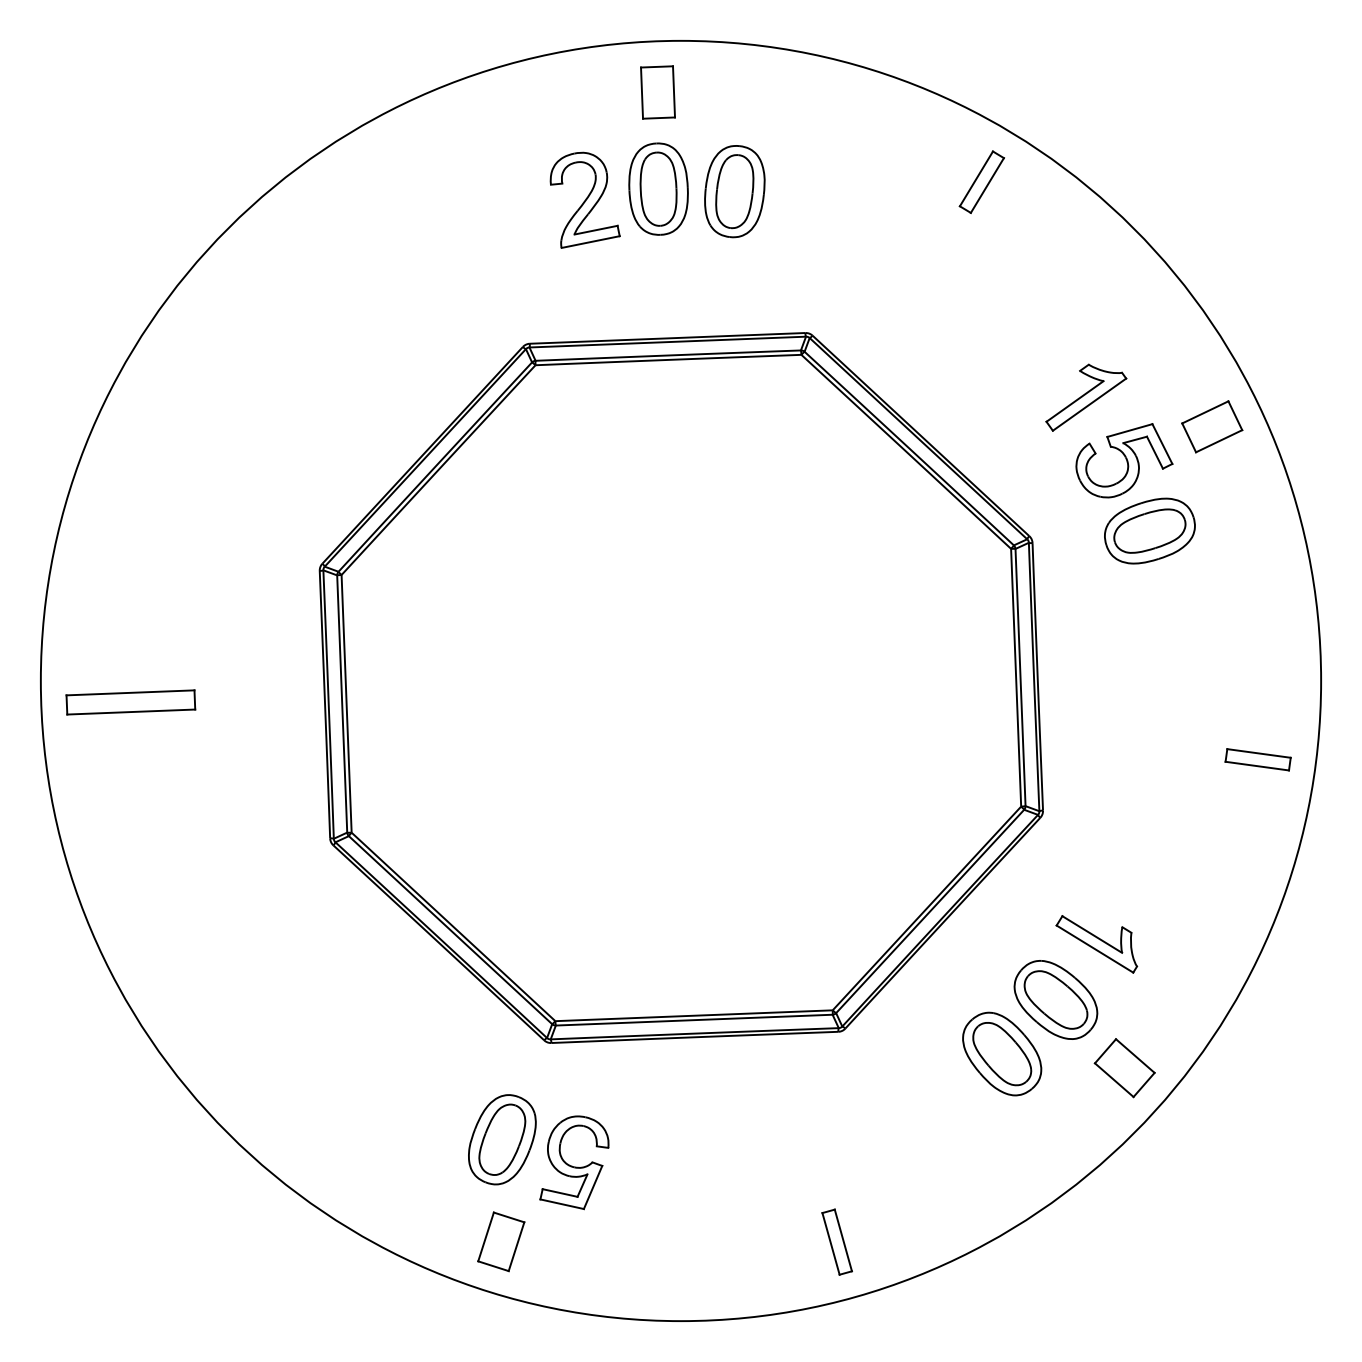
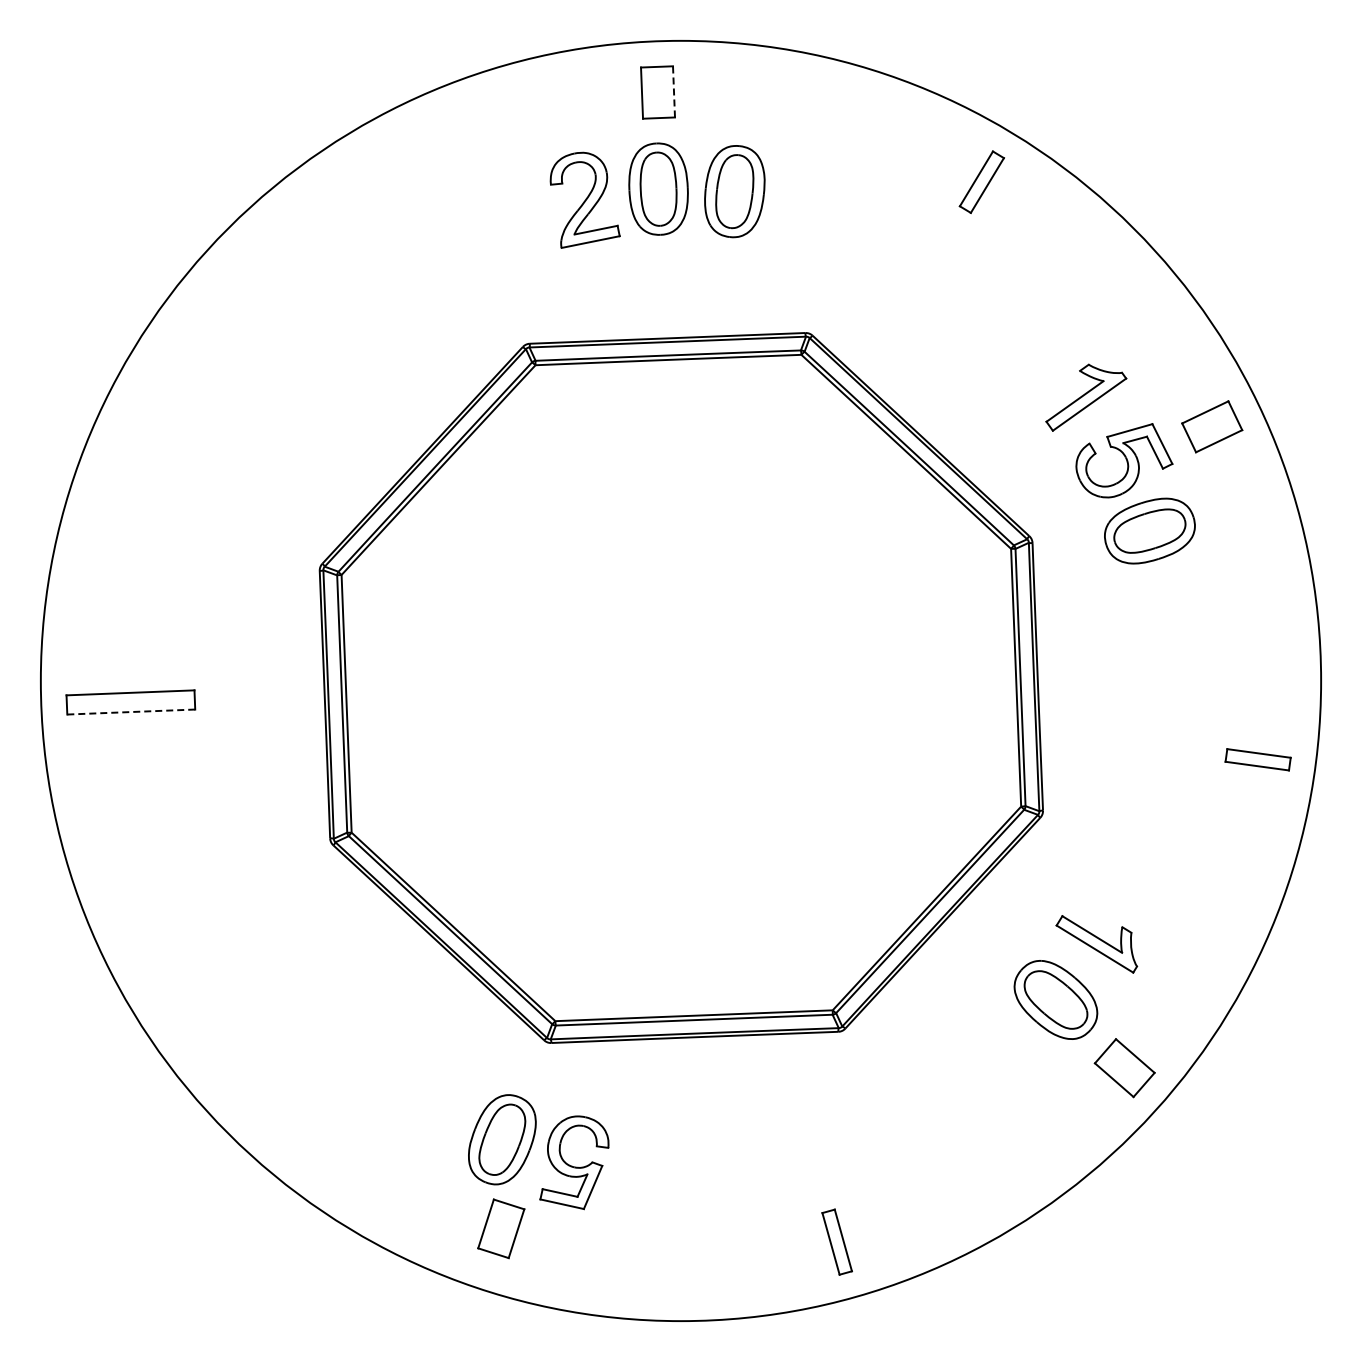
line: solid -> dashed (674, 91)
line: solid -> dashed (131, 712)
part: present -> none (1002, 1053)
part position: (501, 1241) -> (501, 1228) (501, 1228)
